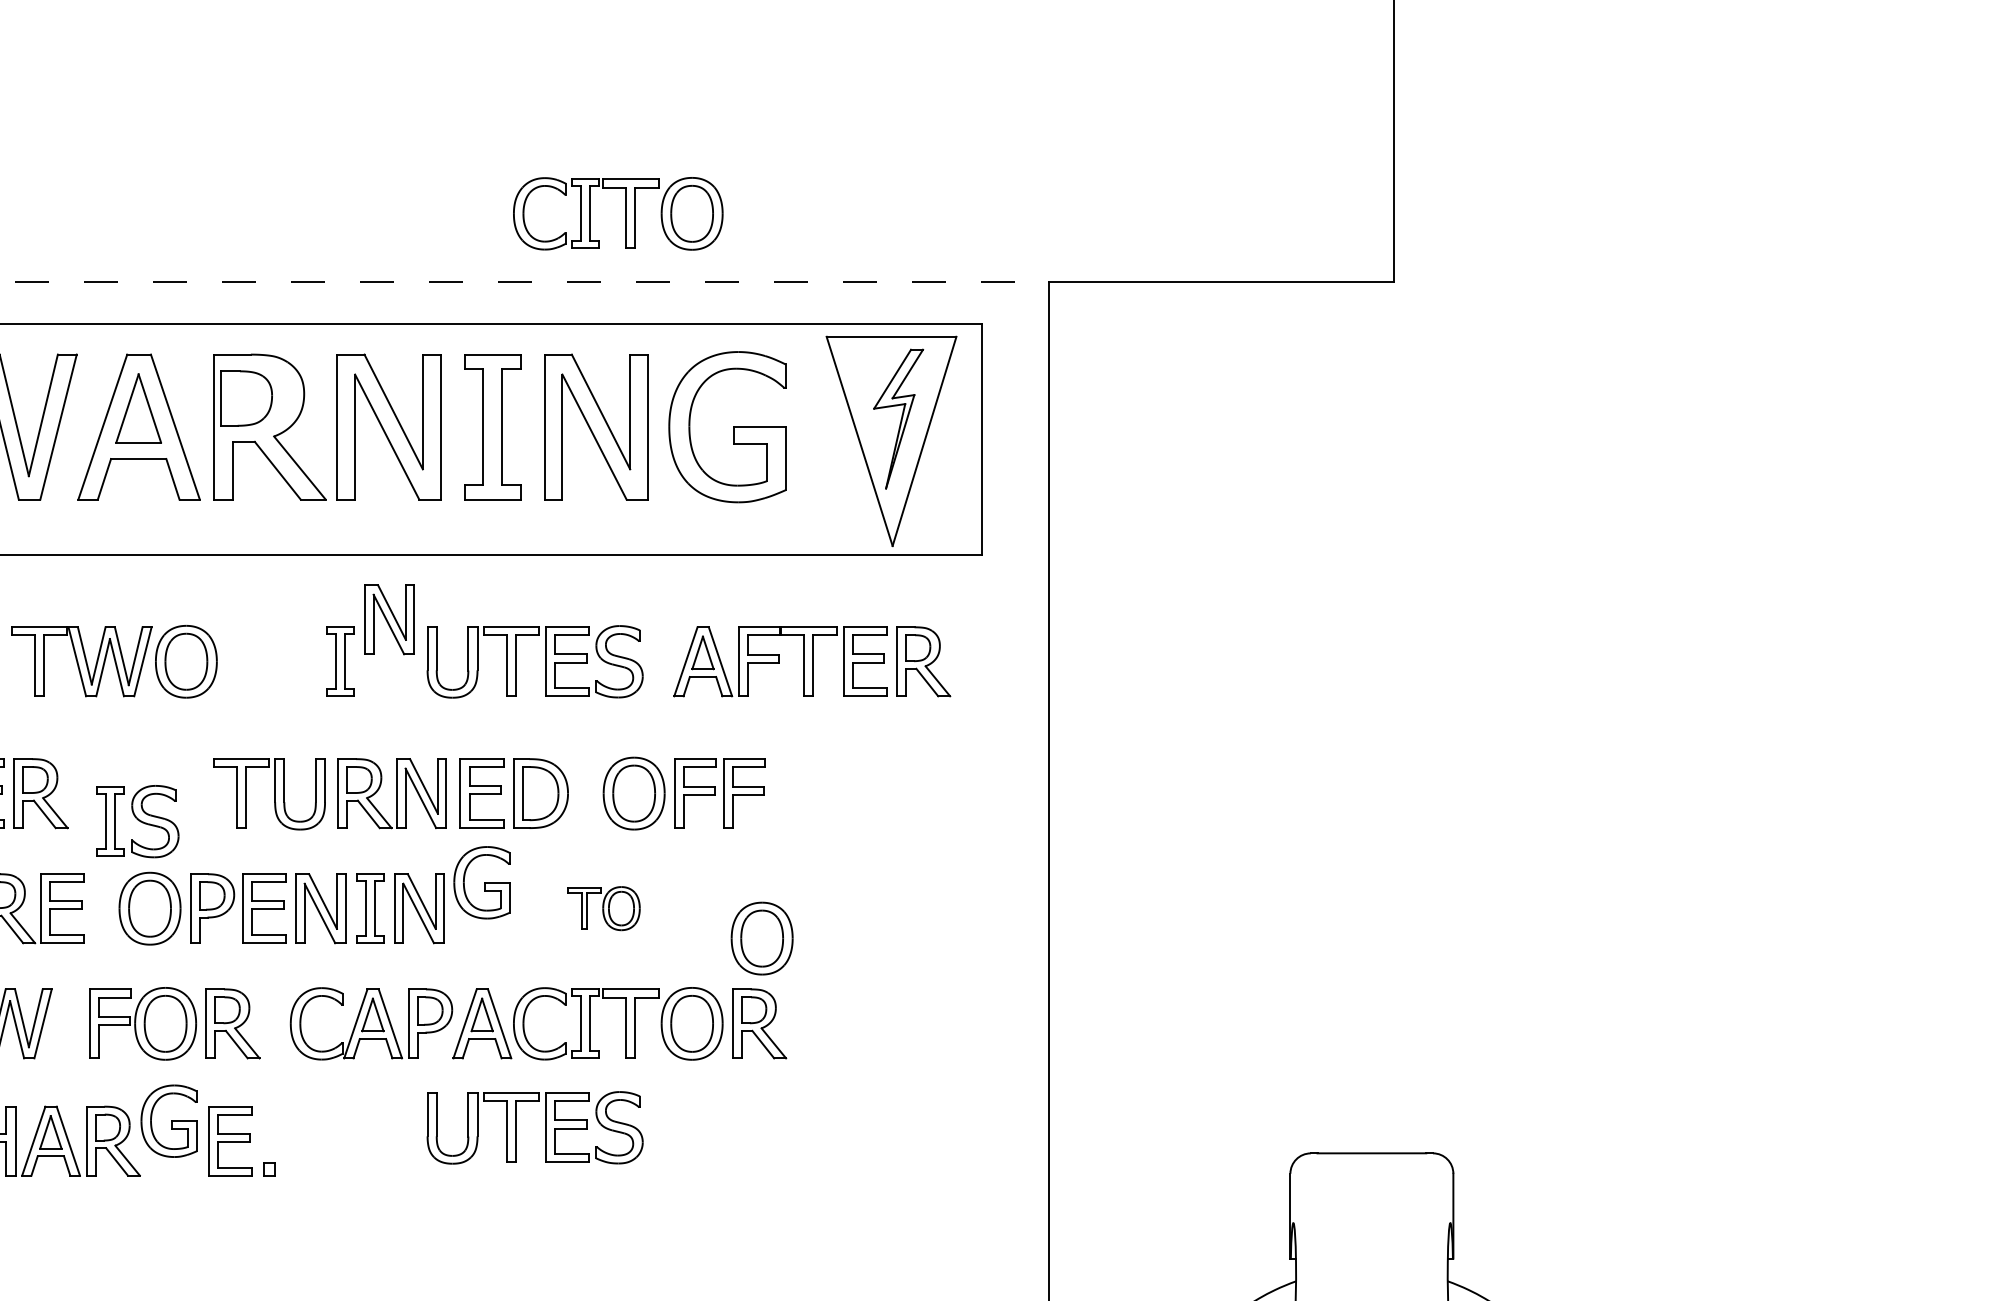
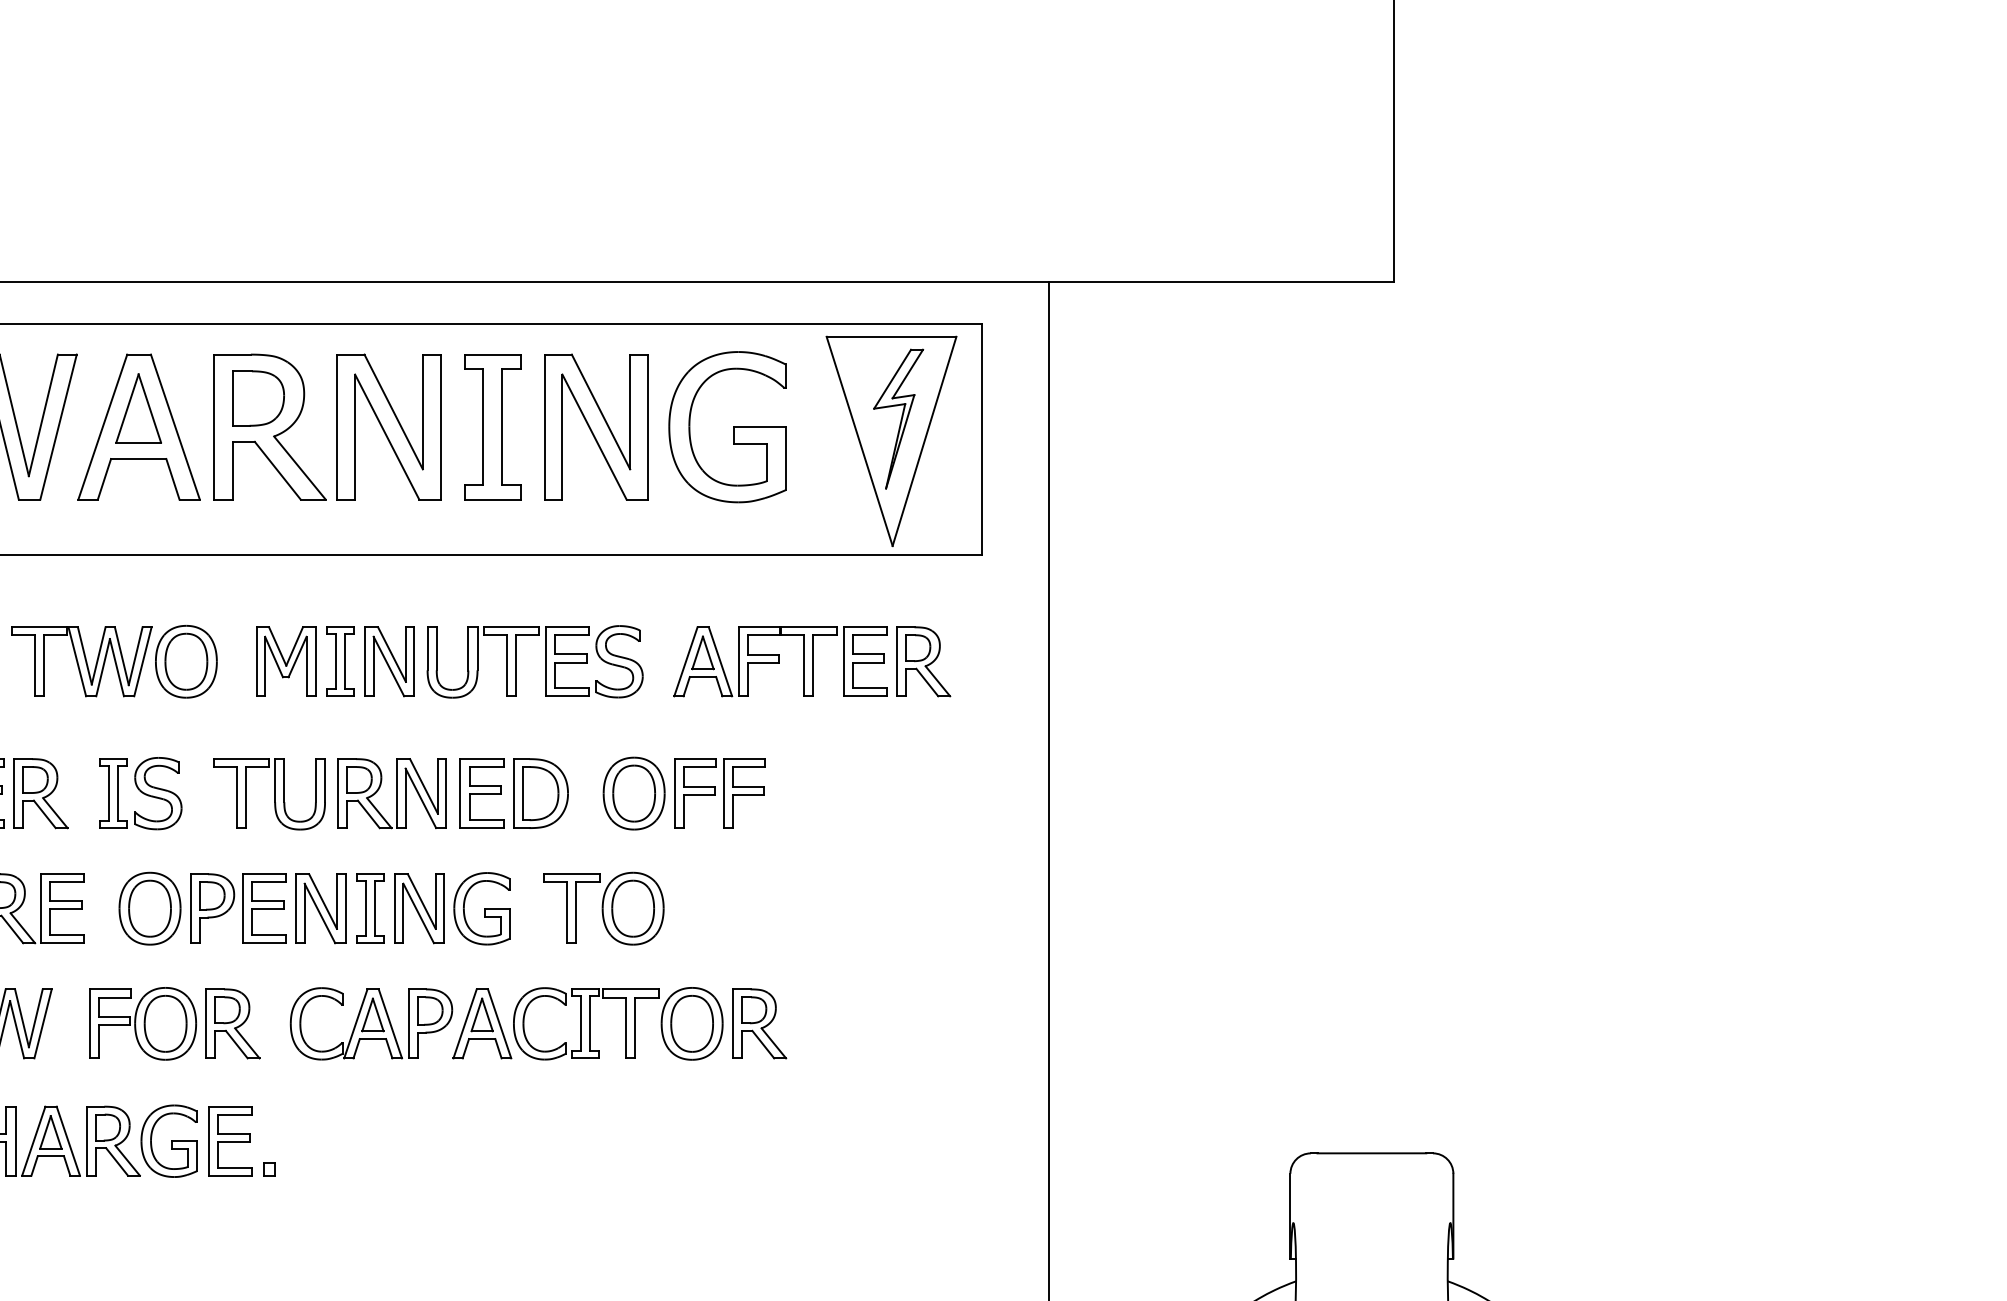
part: present -> none (625, 213)
line: dashed -> solid (524, 282)
part position: (246, 398) -> (258, 398) (258, 398)
part position: (389, 619) -> (389, 661) (389, 661)
part: none -> present (286, 661)
part position: (137, 821) -> (140, 793) (140, 793)
part position: (481, 882) -> (481, 908) (481, 908)
part size: 74x46 px -> 122x75 px (603, 908)
part: present -> none (761, 938)
part position: (168, 1120) -> (168, 1140) (168, 1140)
part: present -> none (545, 1127)
